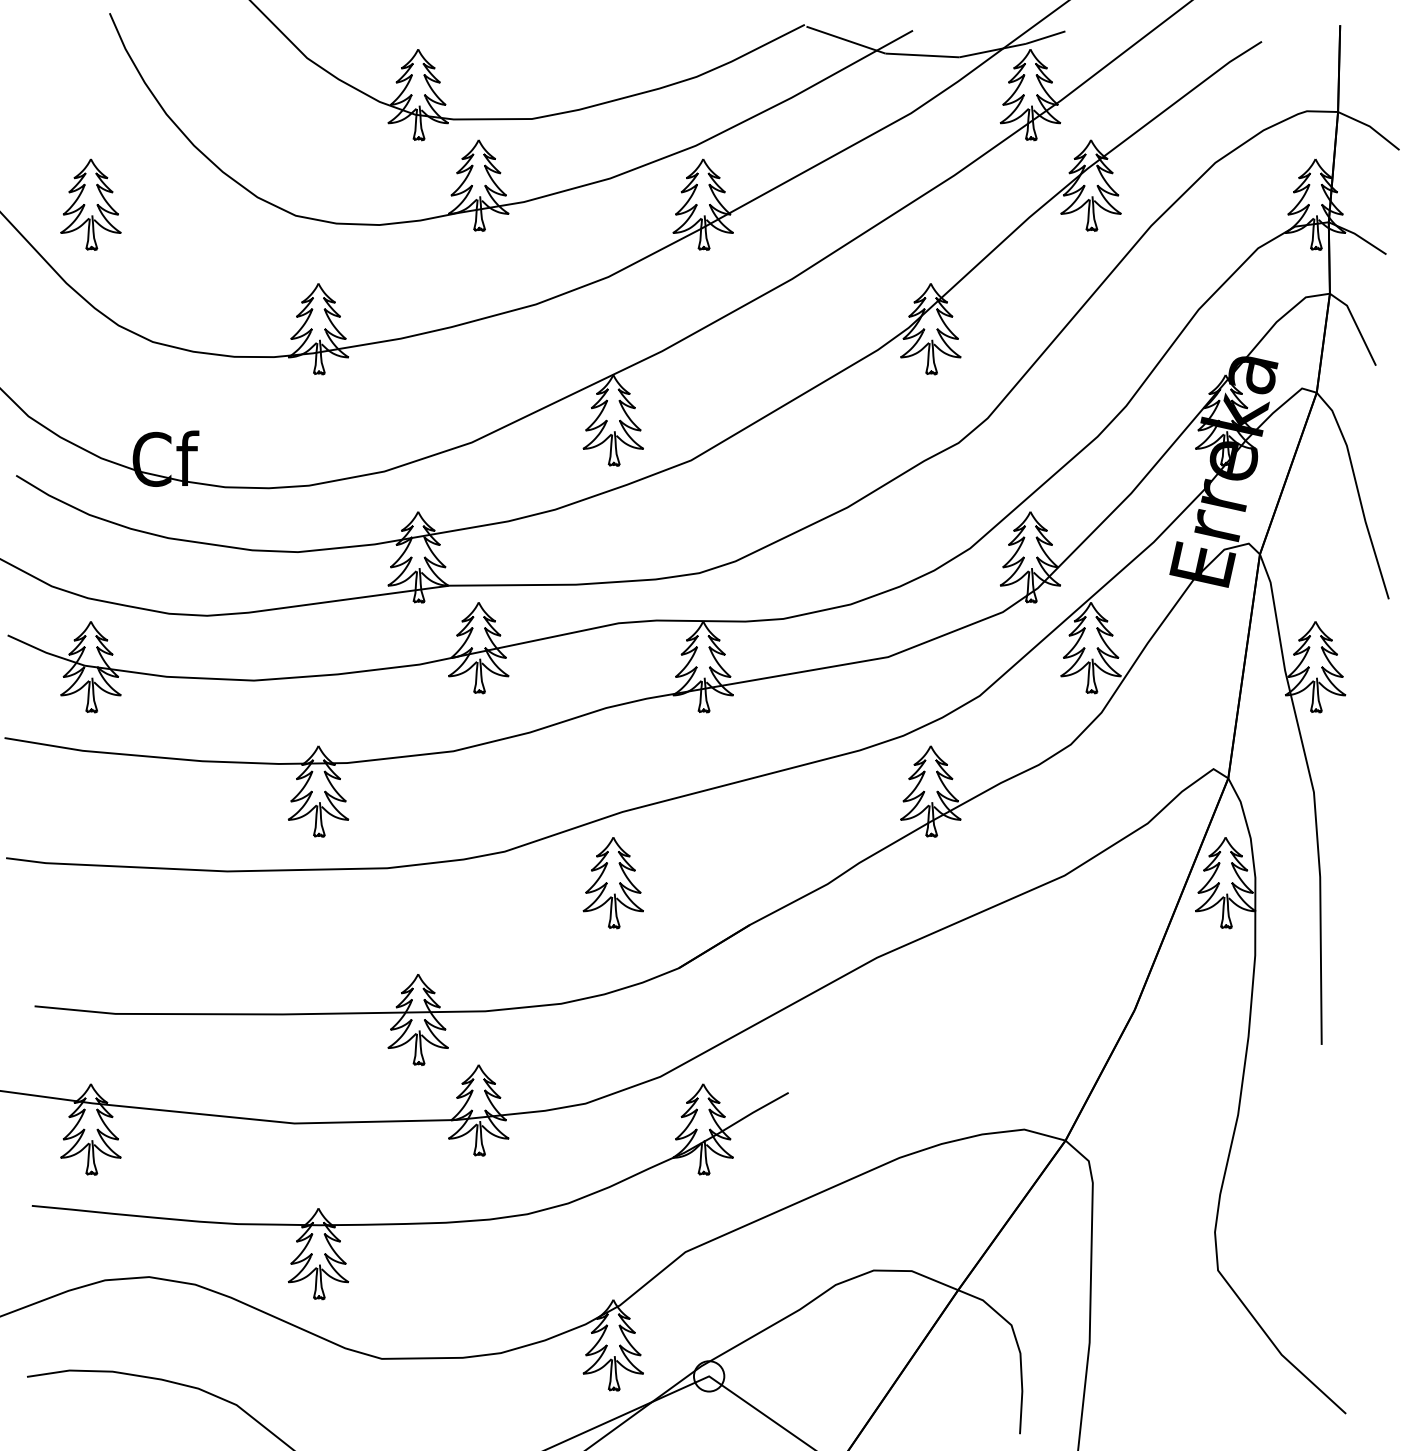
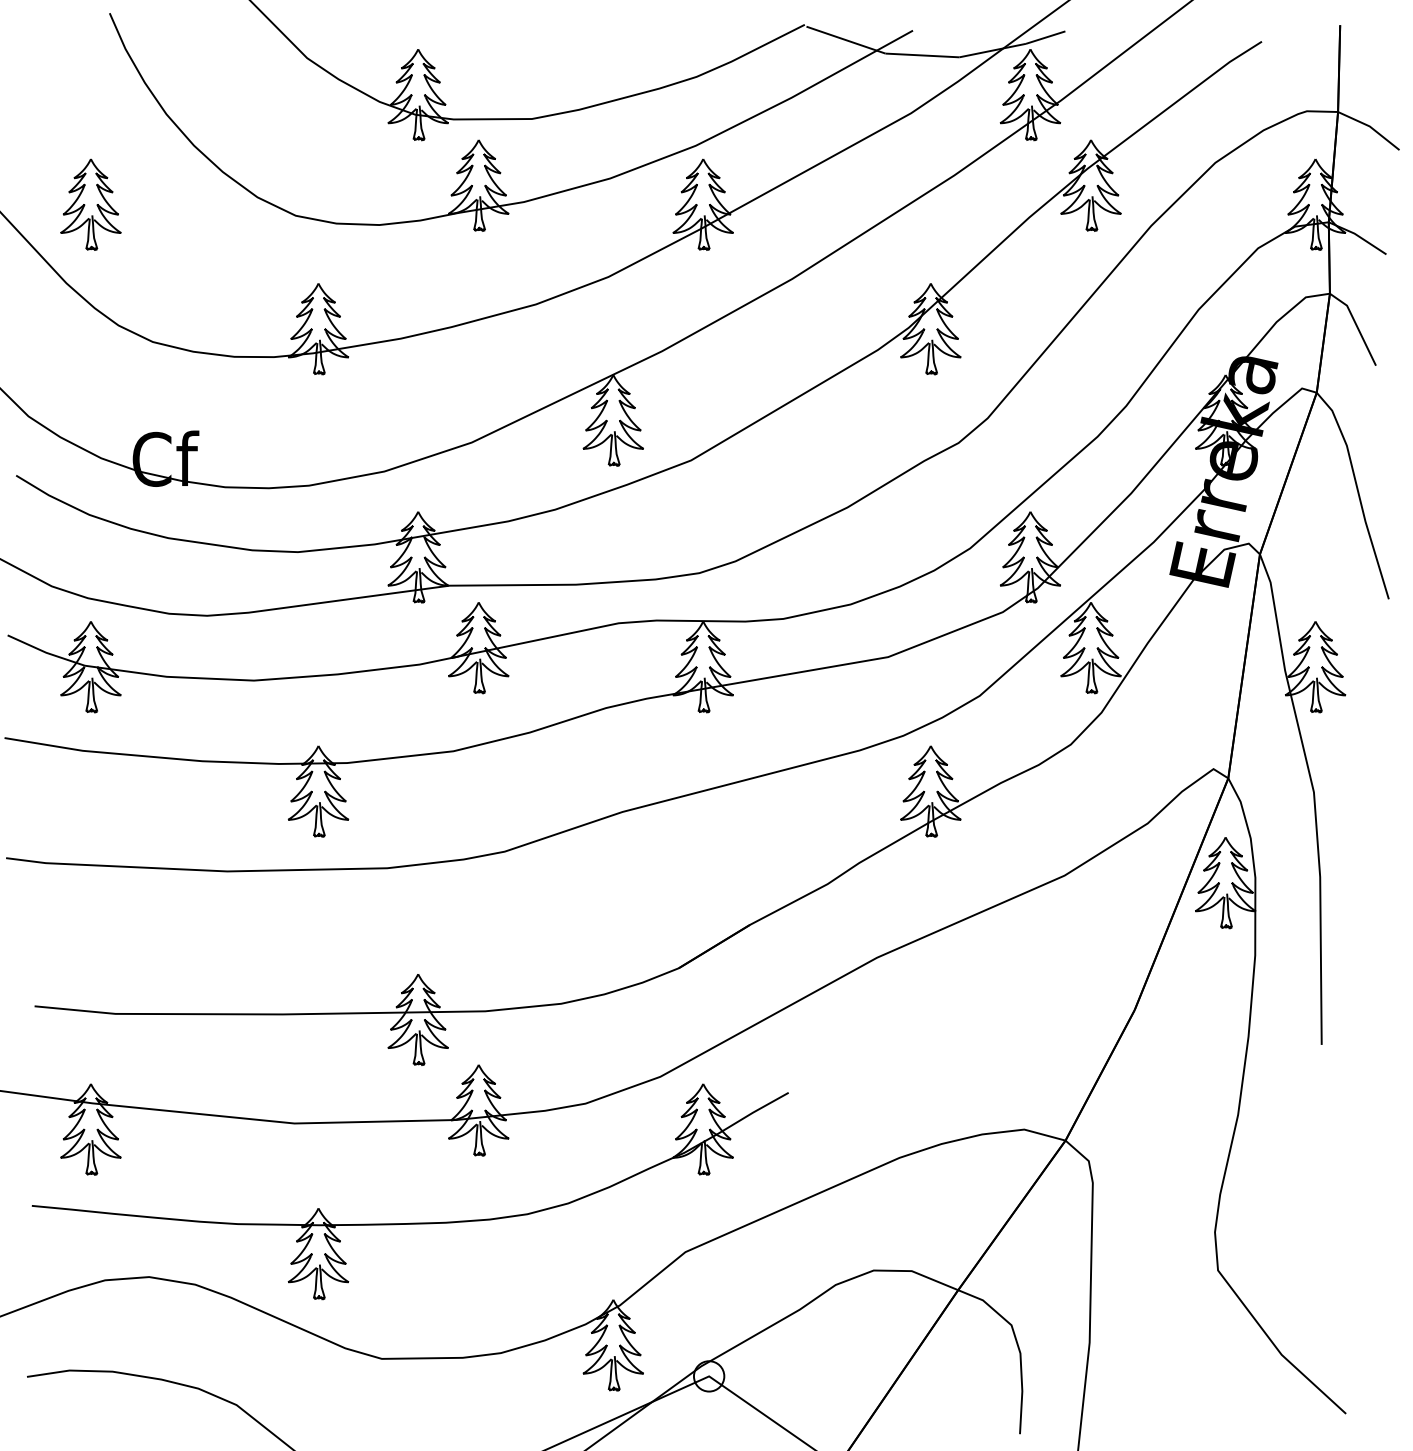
part: present -> none (612, 883)
